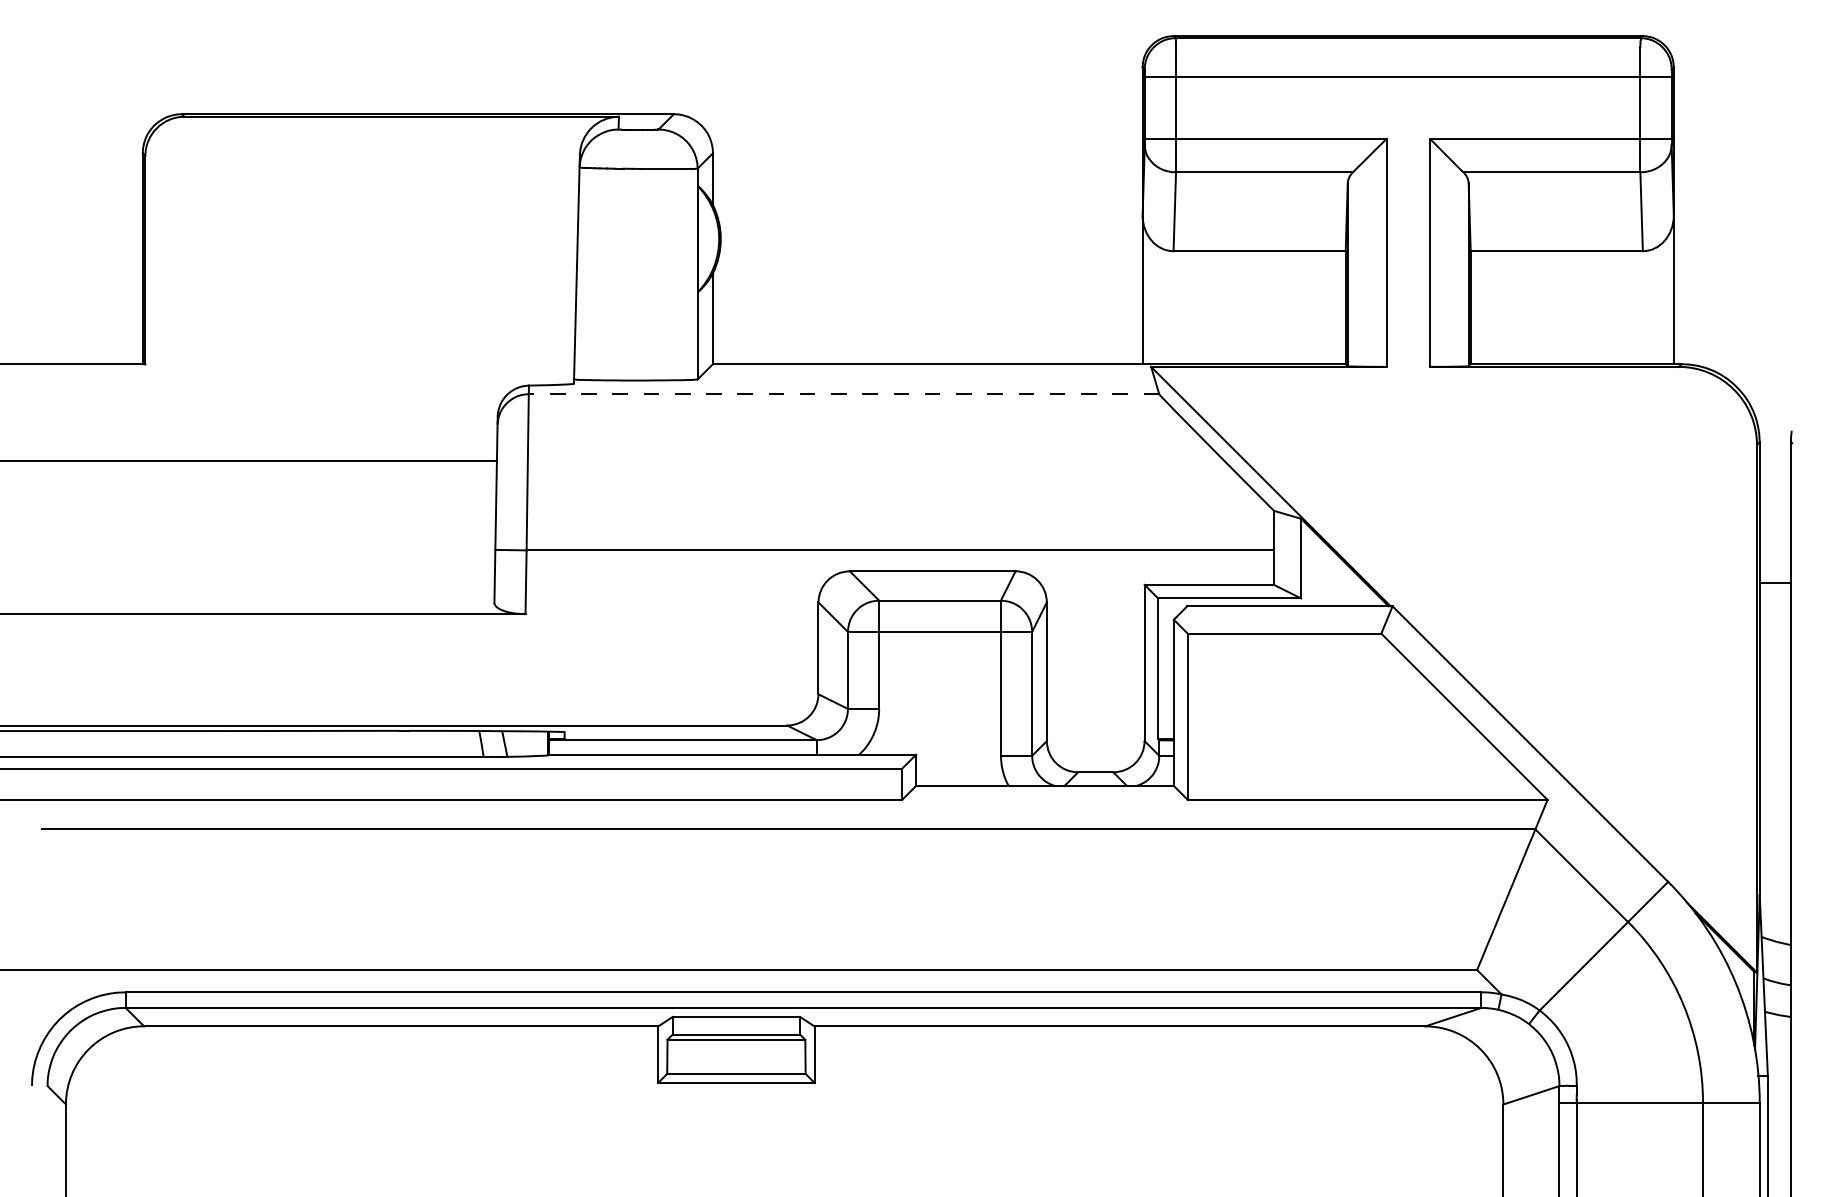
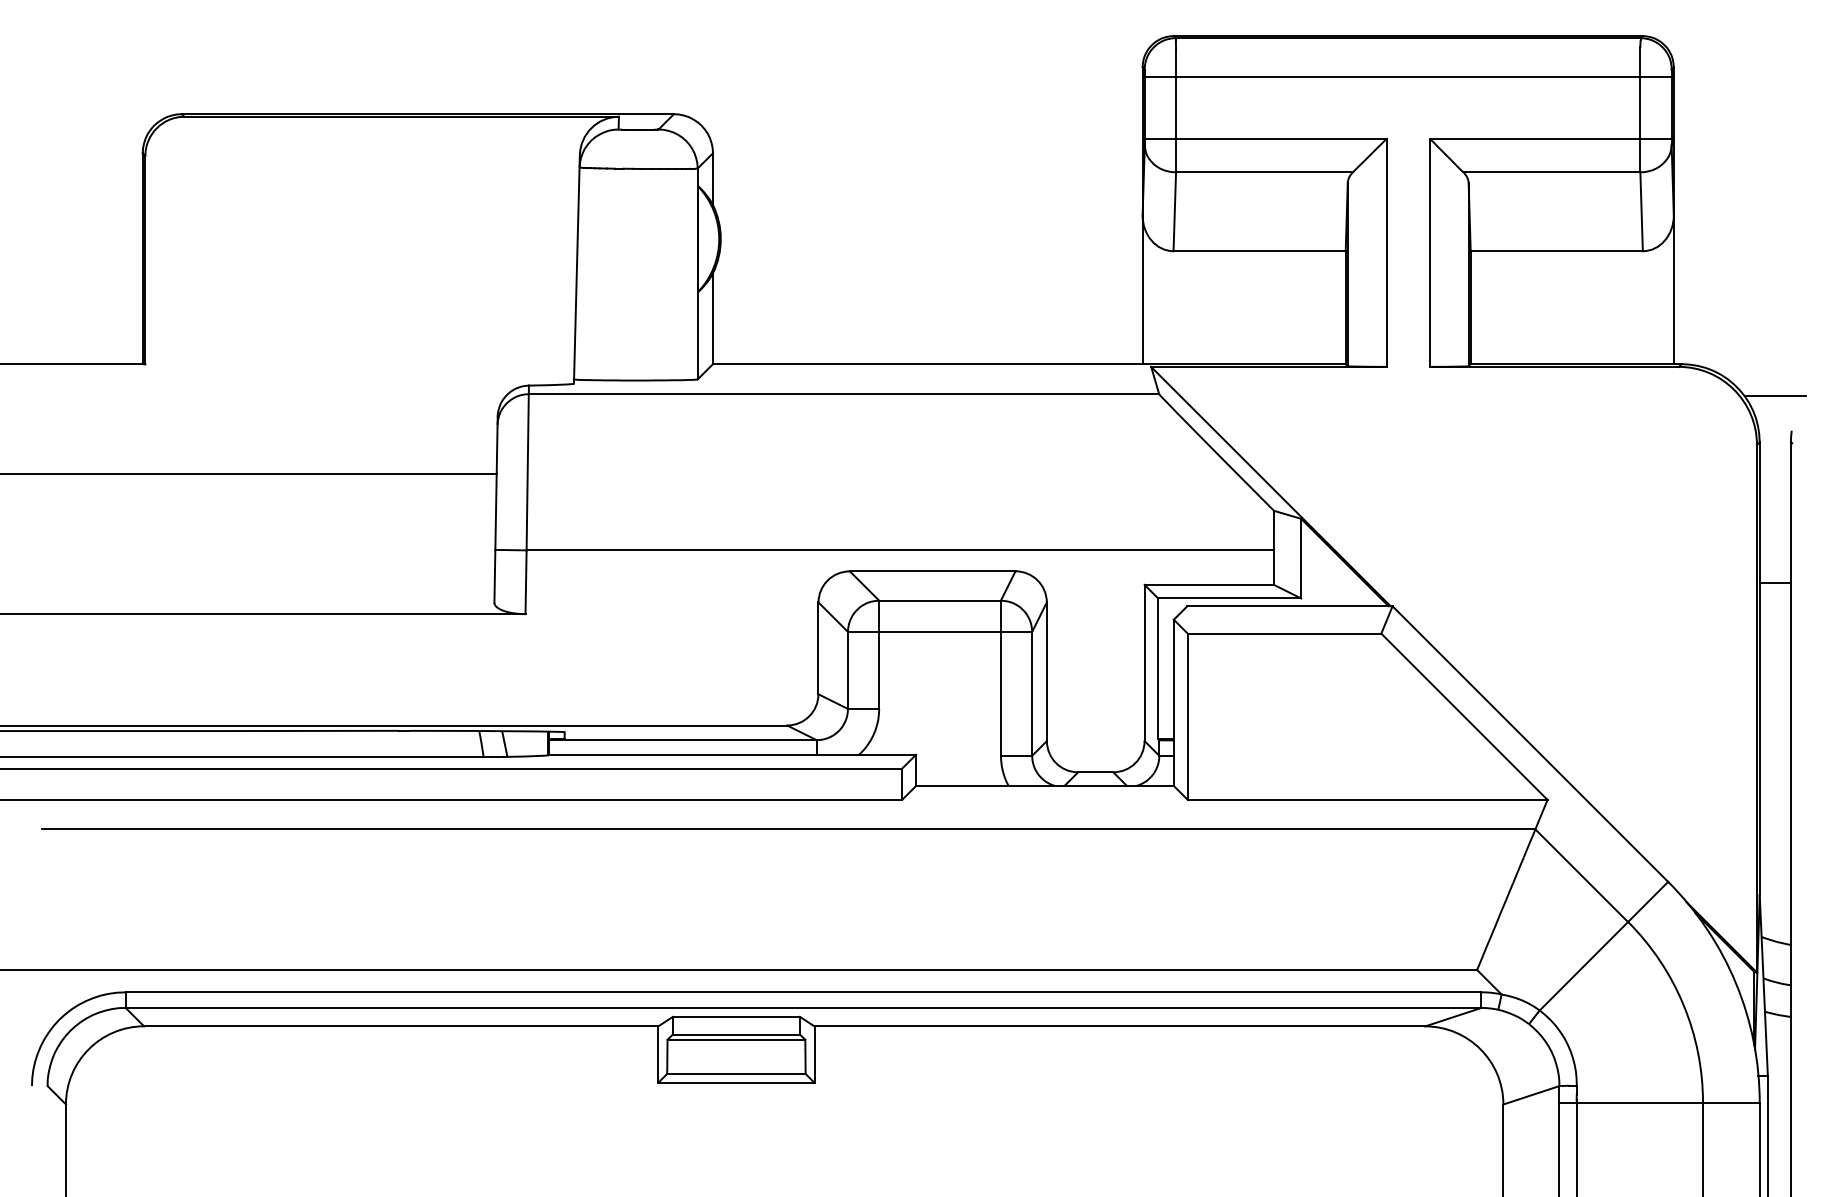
line: dashed -> solid (843, 394)
line: none -> present (1774, 396)
line position: (249, 460) -> (249, 473) (249, 473)
